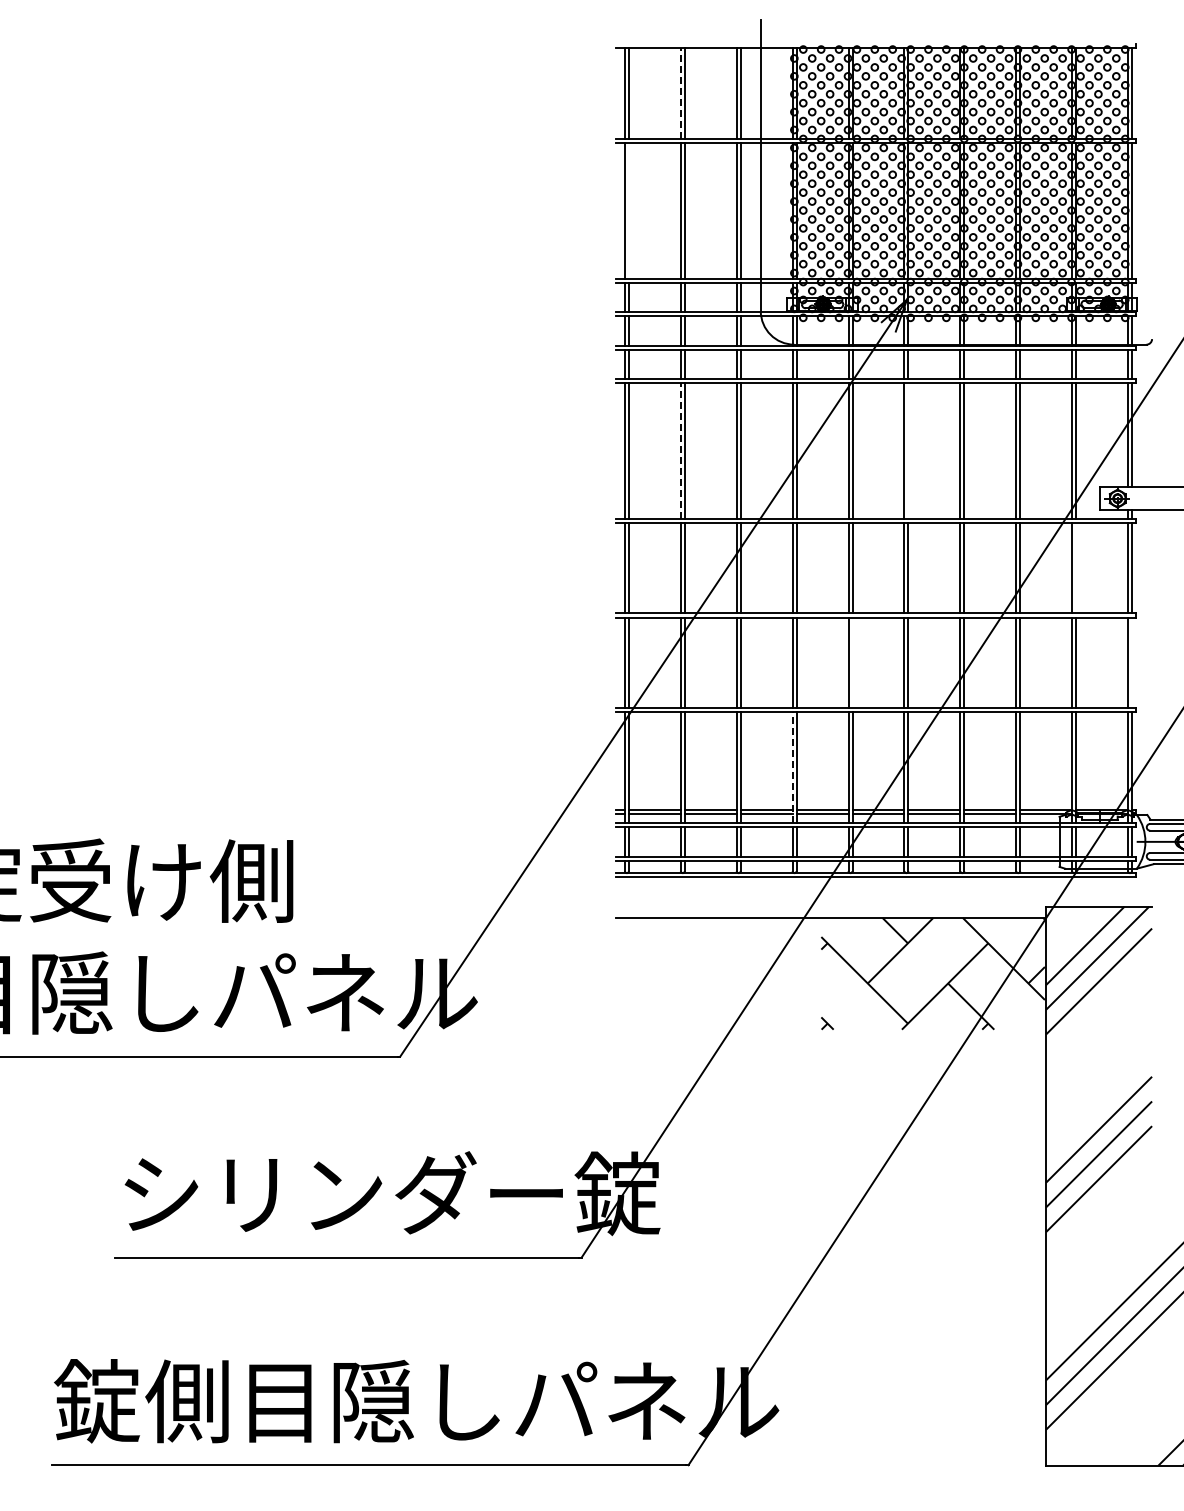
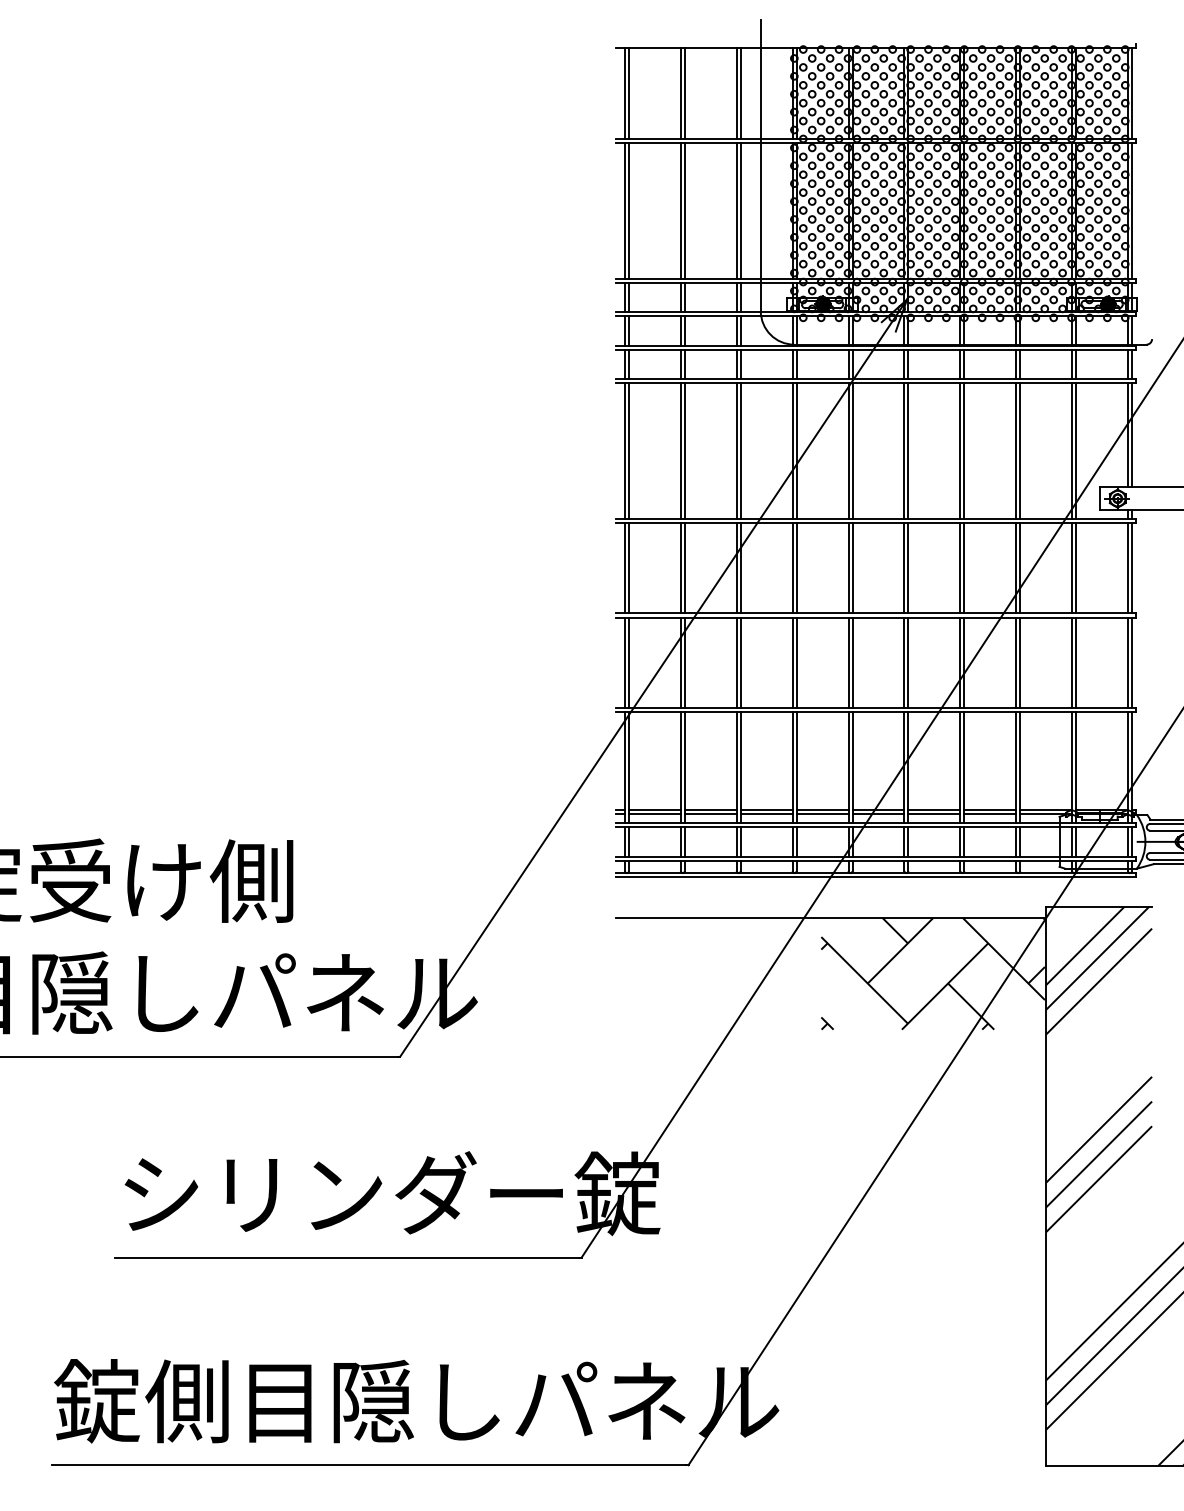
line: dashed -> solid (680, 93)
line: none -> present (628, 210)
line: dashed -> solid (680, 451)
line: none -> present (908, 451)
line: none -> present (1076, 568)
line: none -> present (852, 662)
line: none -> present (1132, 662)
line: dashed -> solid (792, 767)
